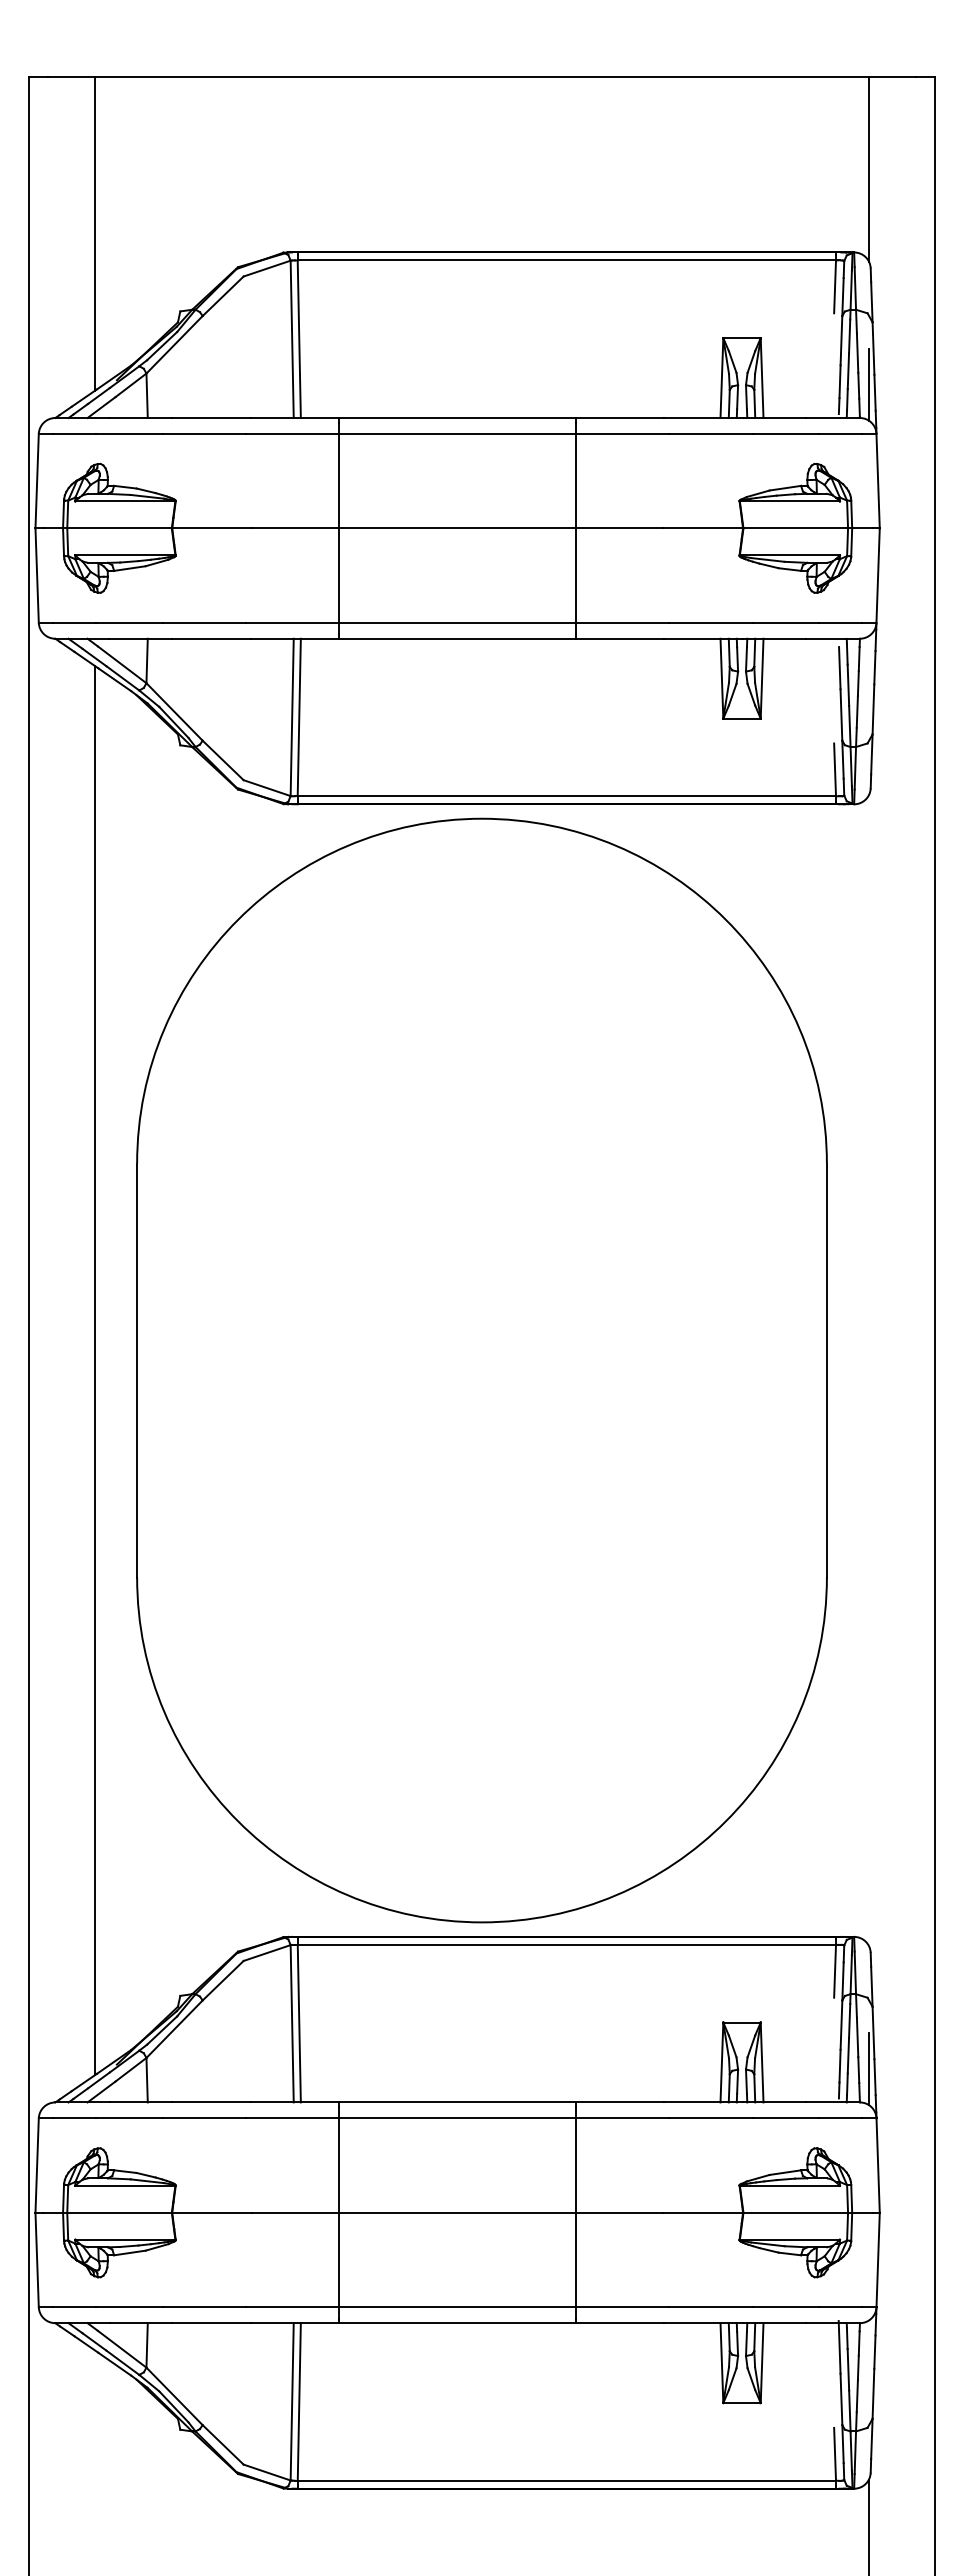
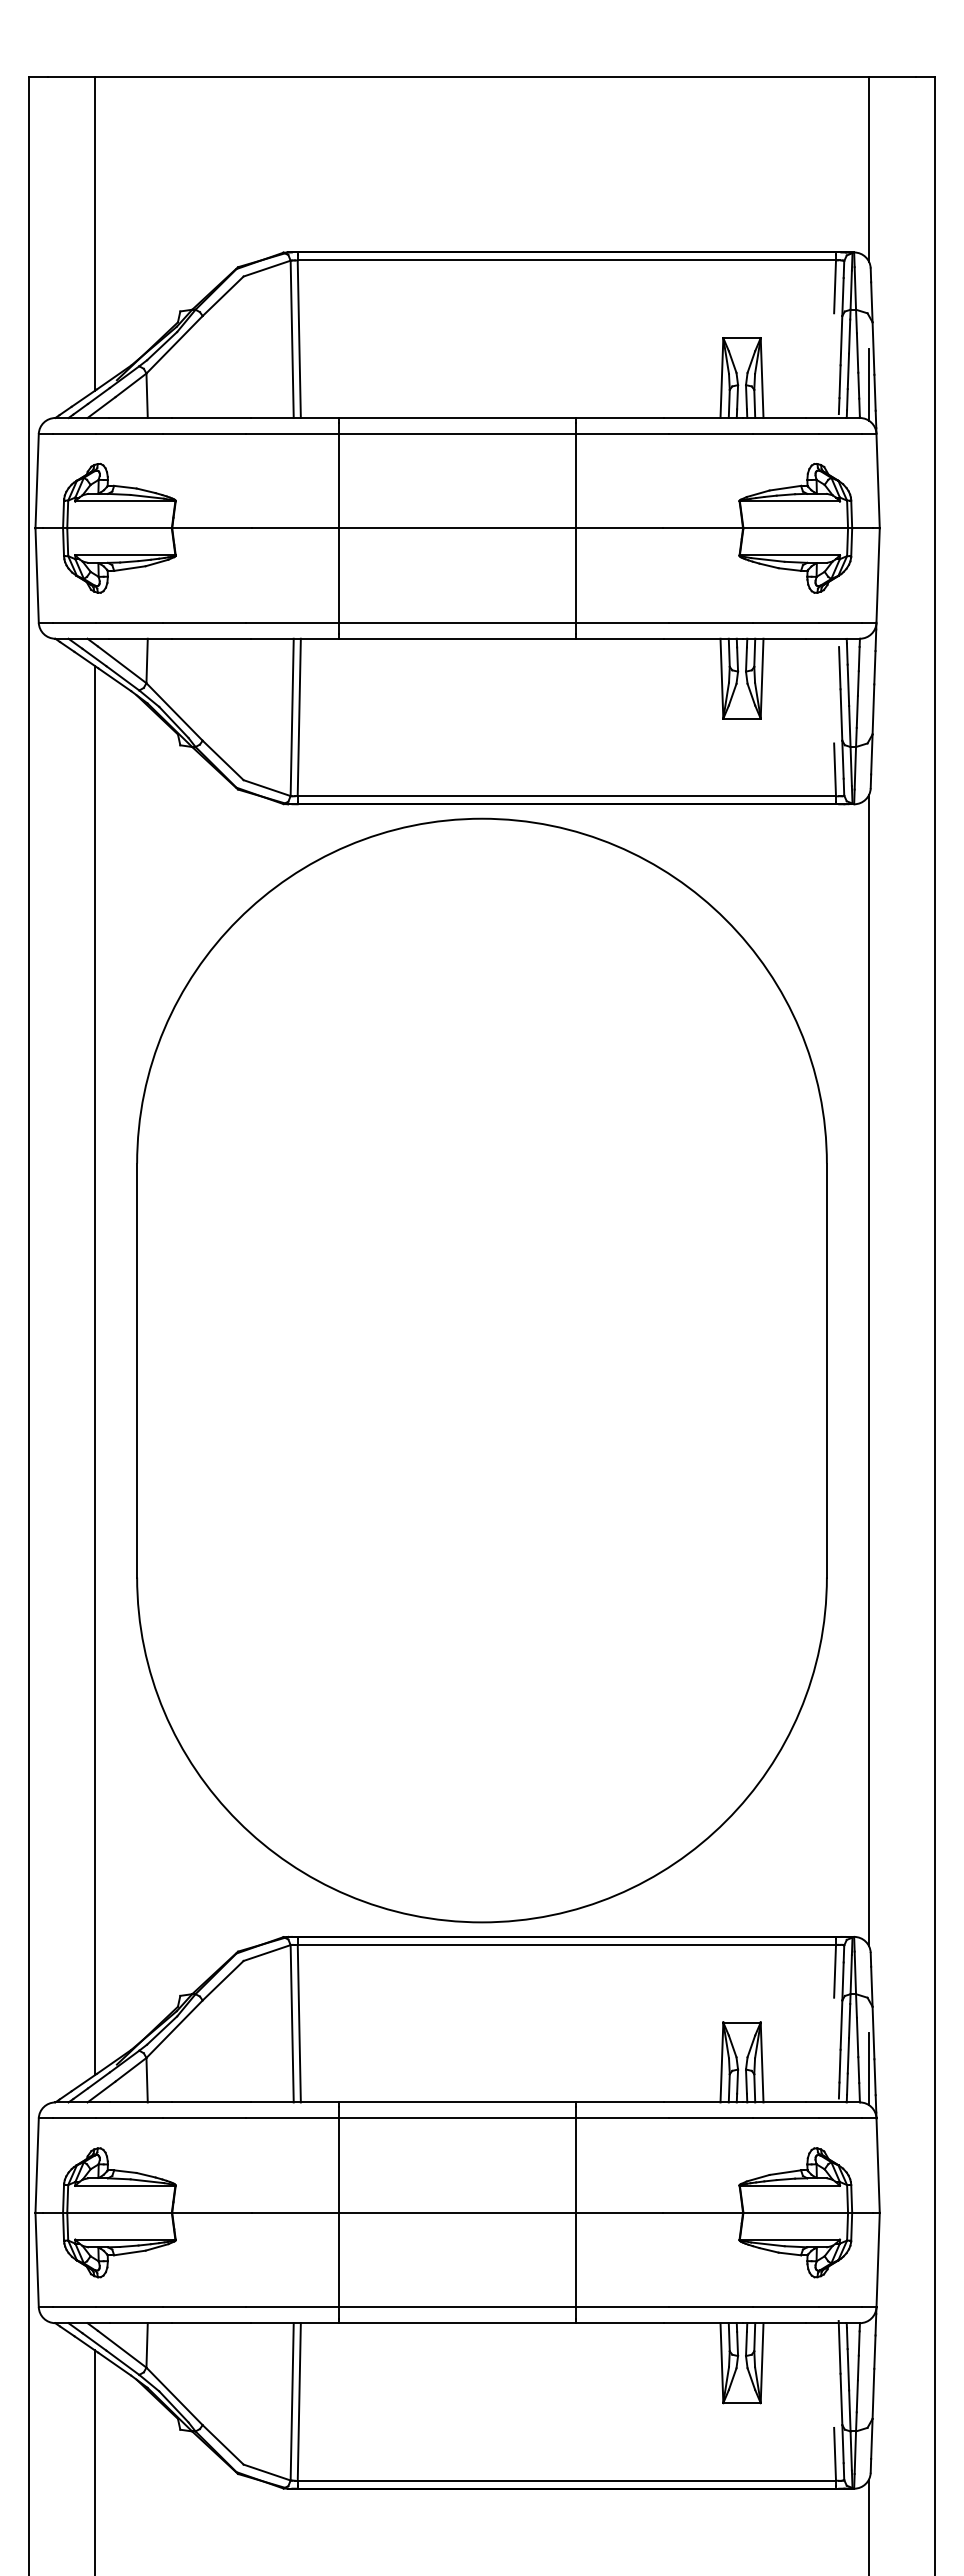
line: none -> present (868, 1370)
line: none -> present (95, 2461)
